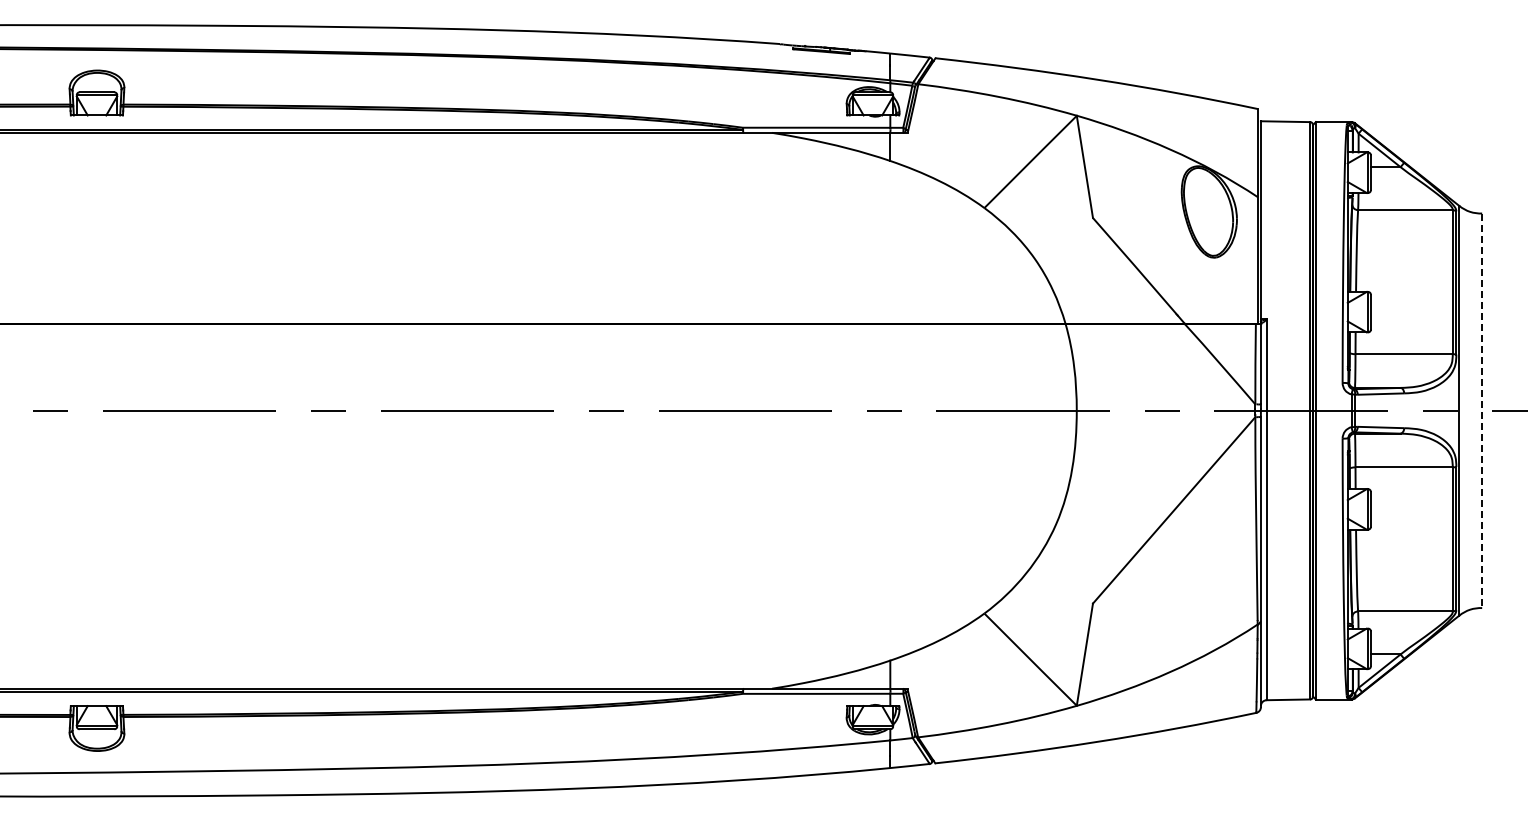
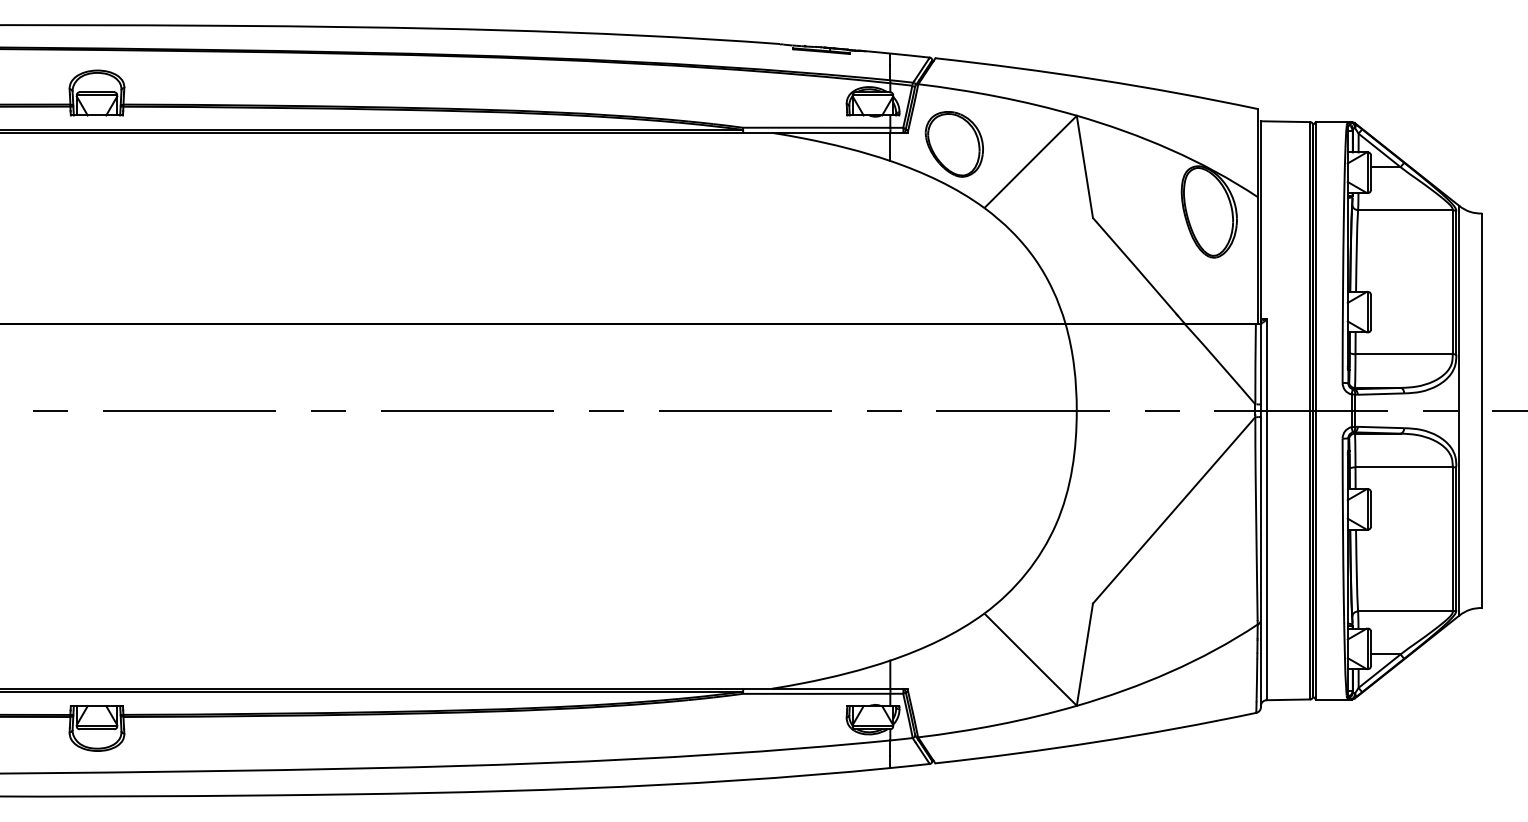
part: none -> present (953, 144)
line: dashed -> solid (1482, 411)
